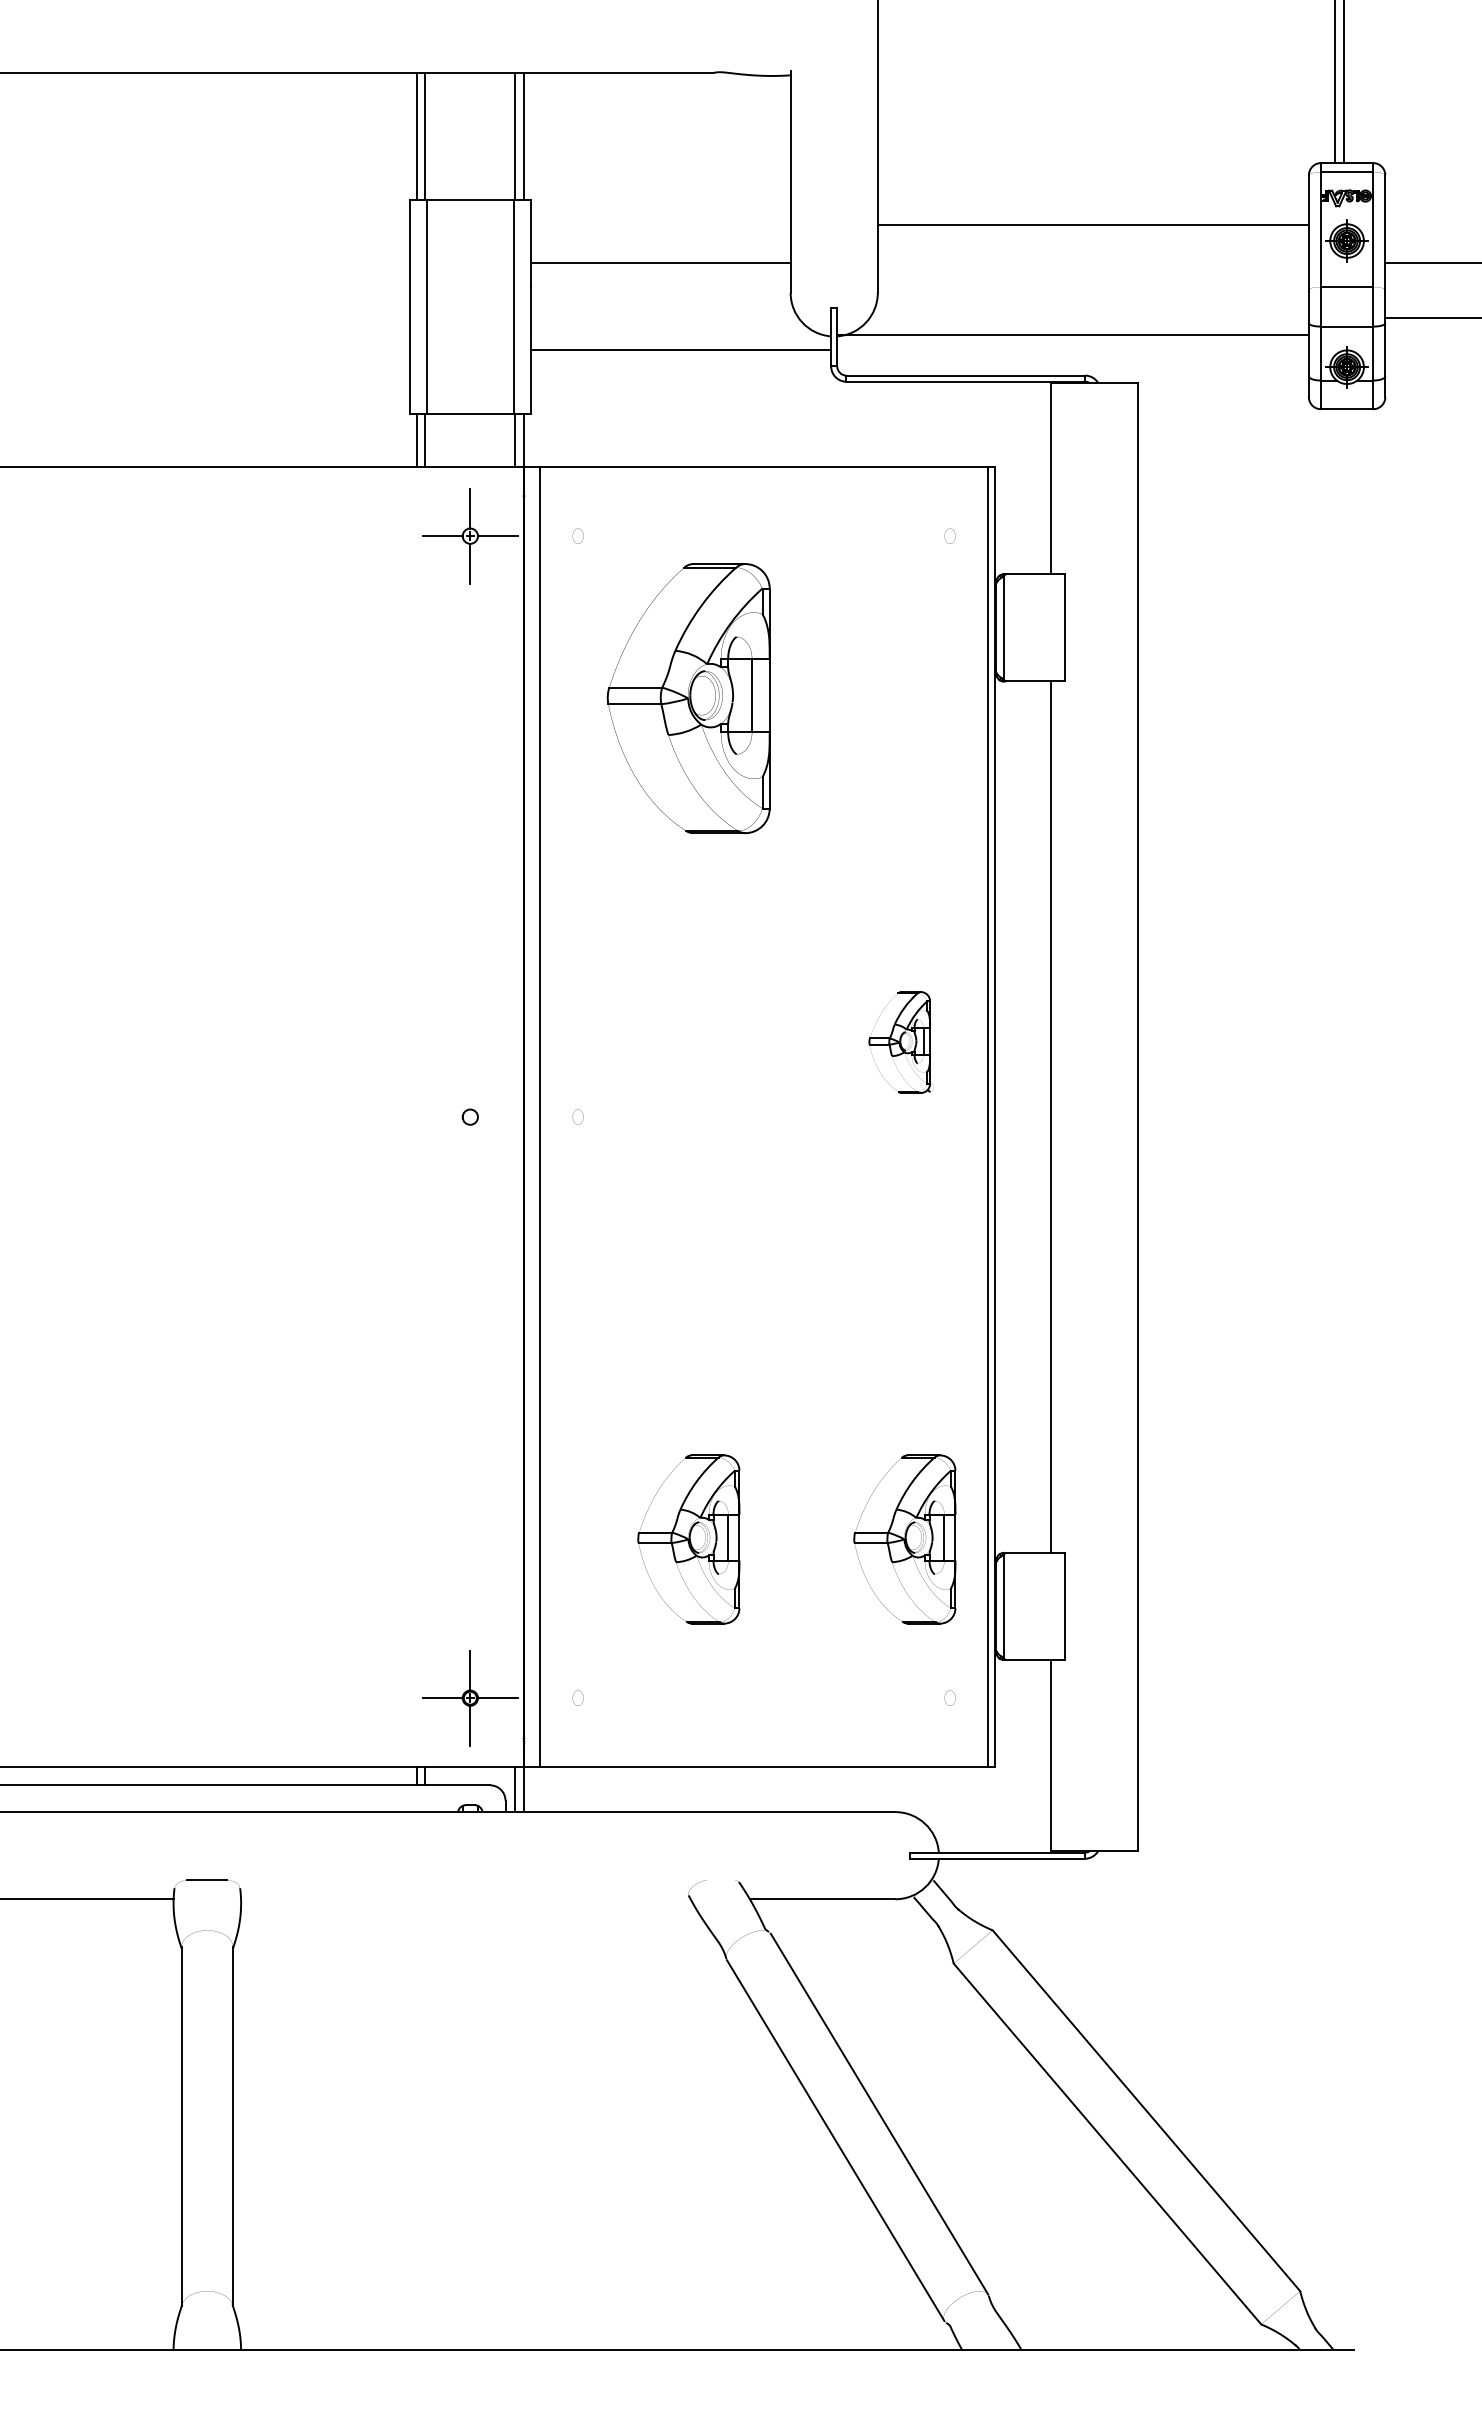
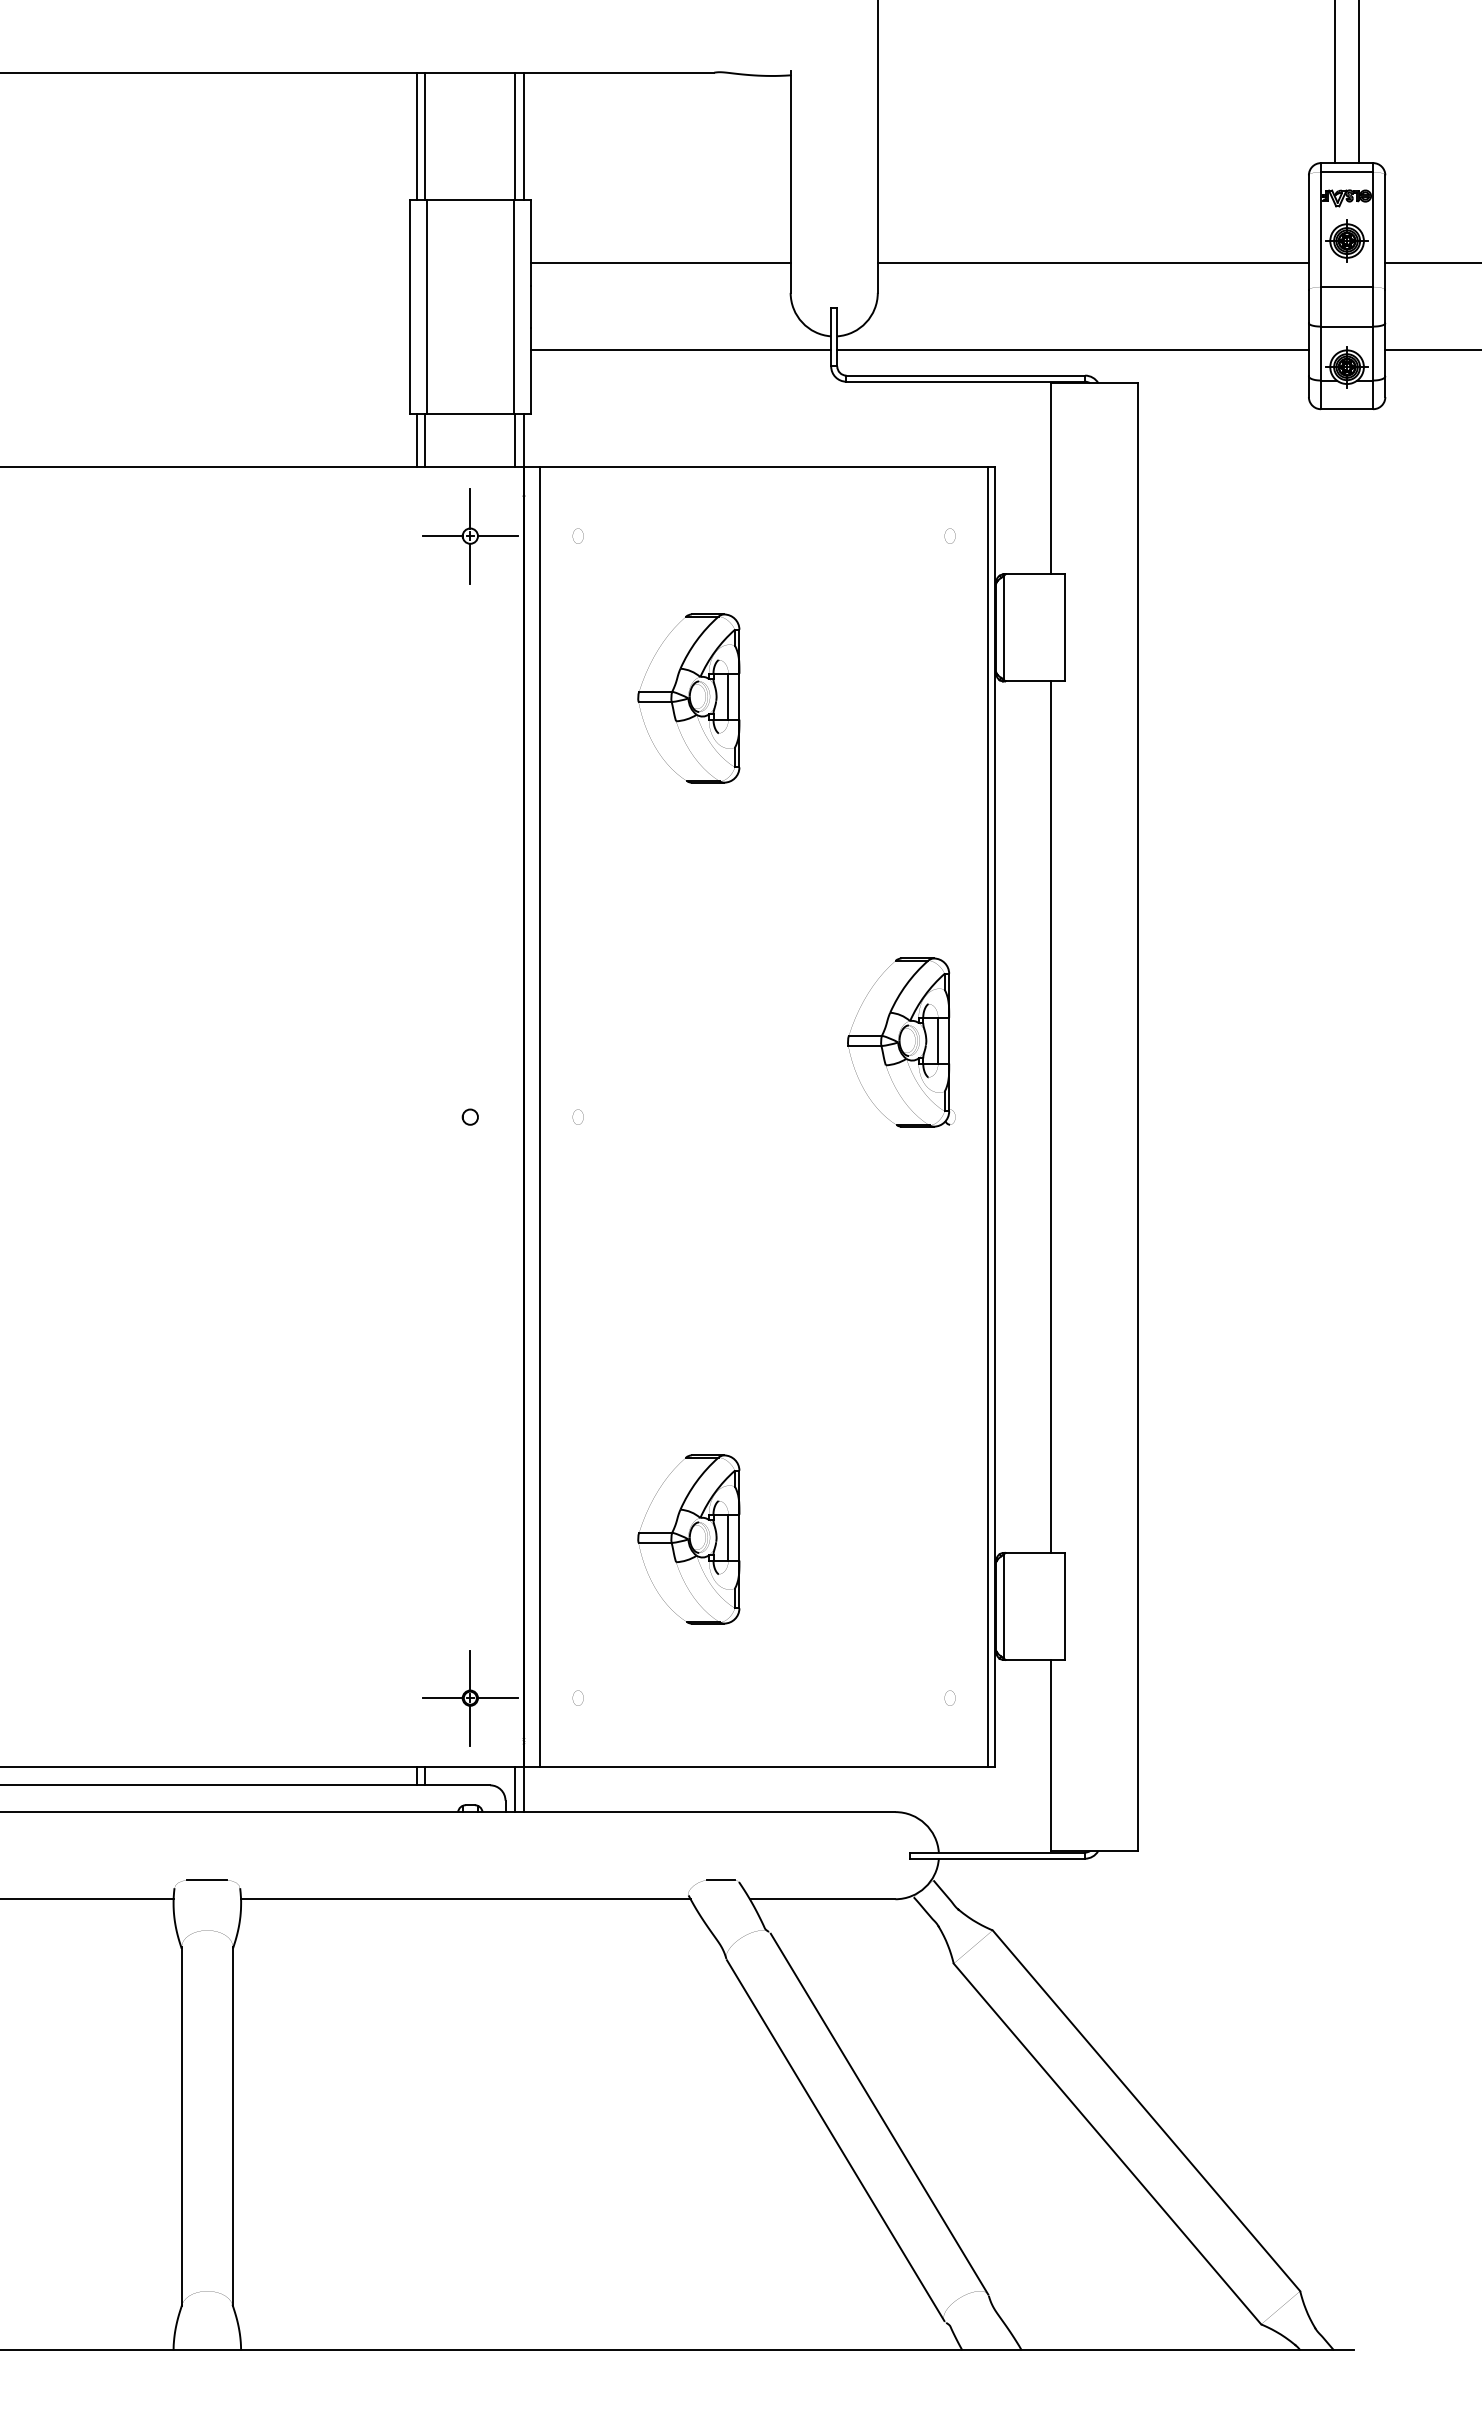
line position: (1344, 82) -> (1359, 82) (1359, 82)
line position: (1092, 225) -> (1092, 263) (1092, 263)
line position: (1431, 318) -> (1431, 350) (1431, 350)
line position: (1072, 335) -> (1072, 350) (1072, 350)
part size: 165x271 px -> 104x171 px (688, 698)
part size: 66x103 px -> 109x171 px (901, 1042)
part: present -> none (904, 1539)
line: none -> present (720, 1880)
line: none -> present (465, 1899)
